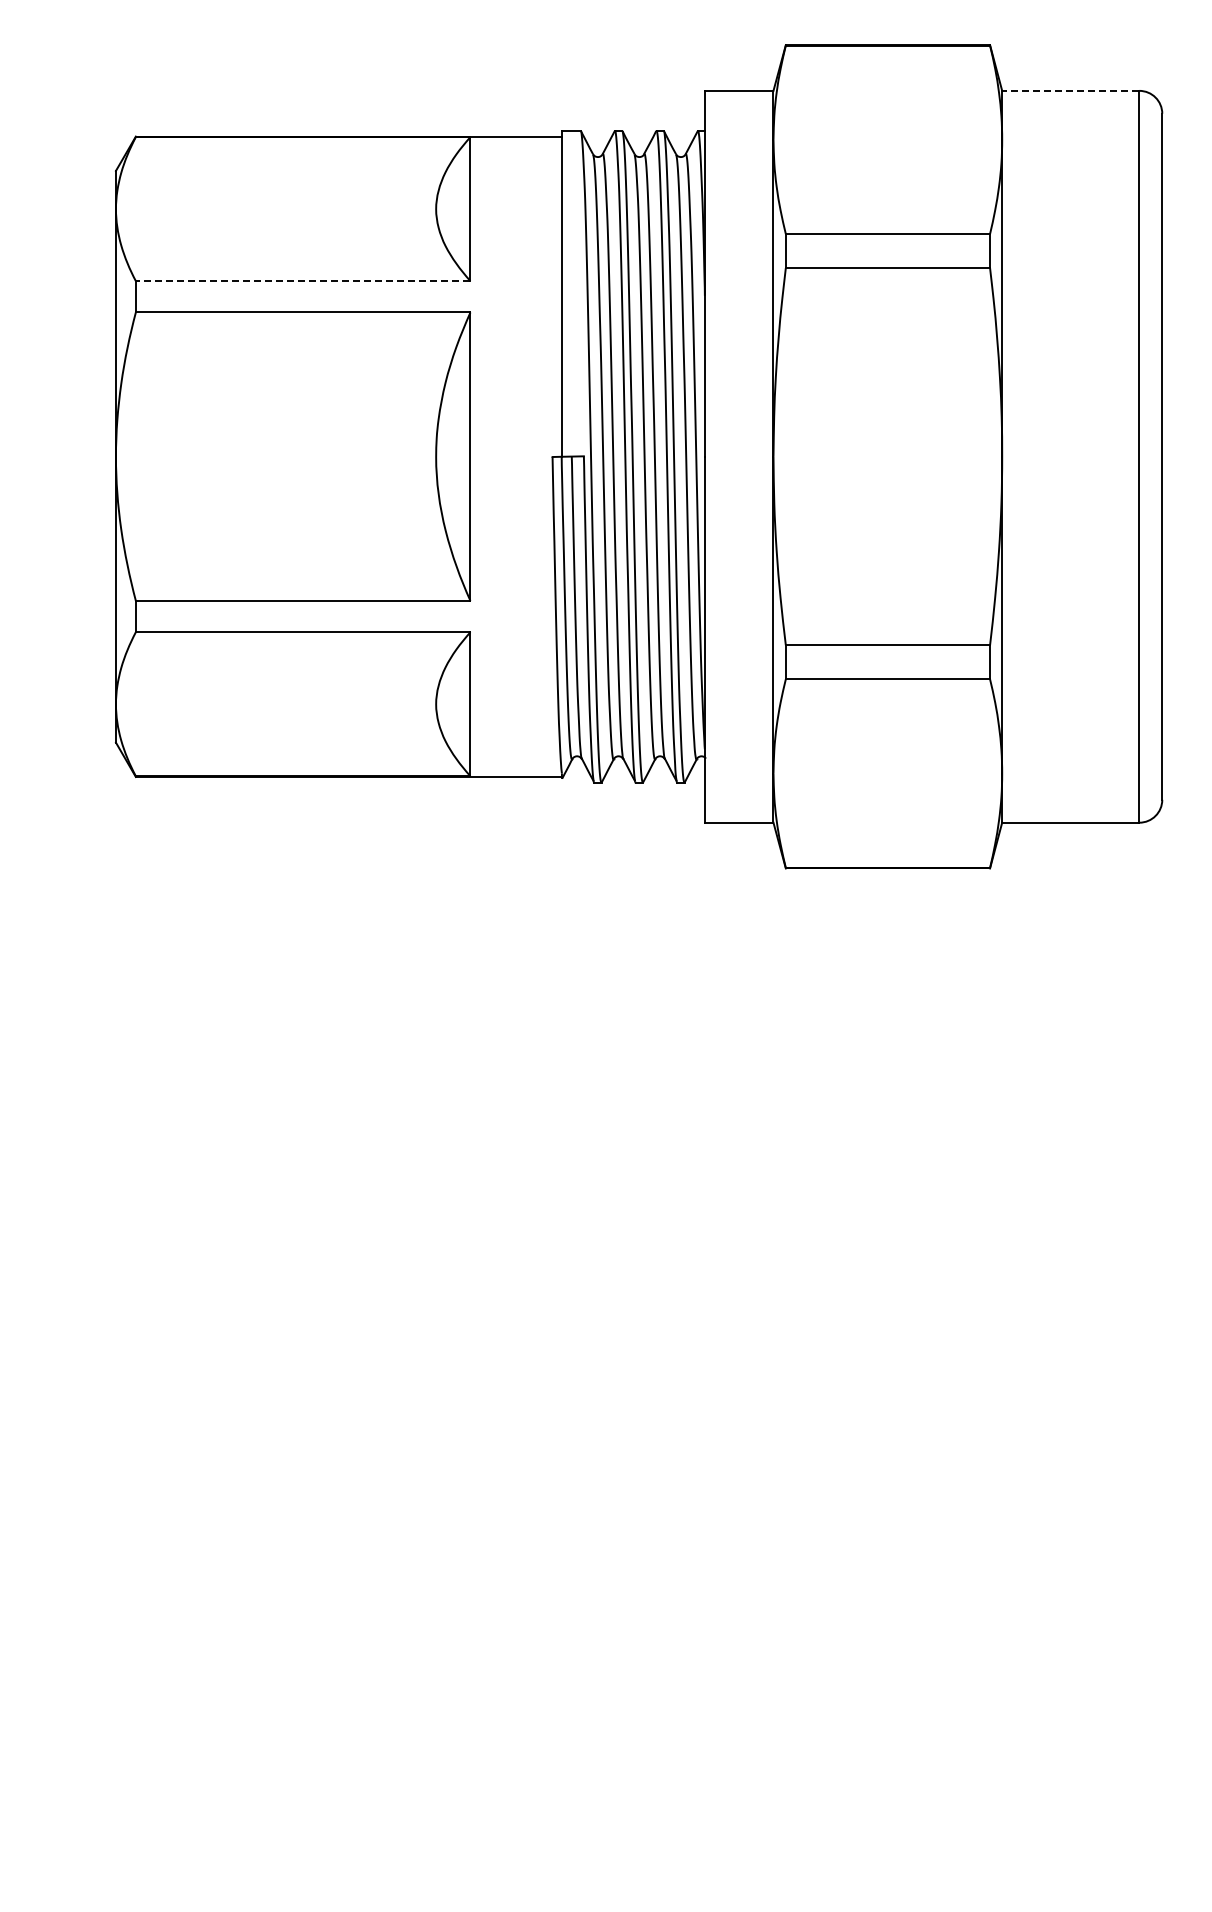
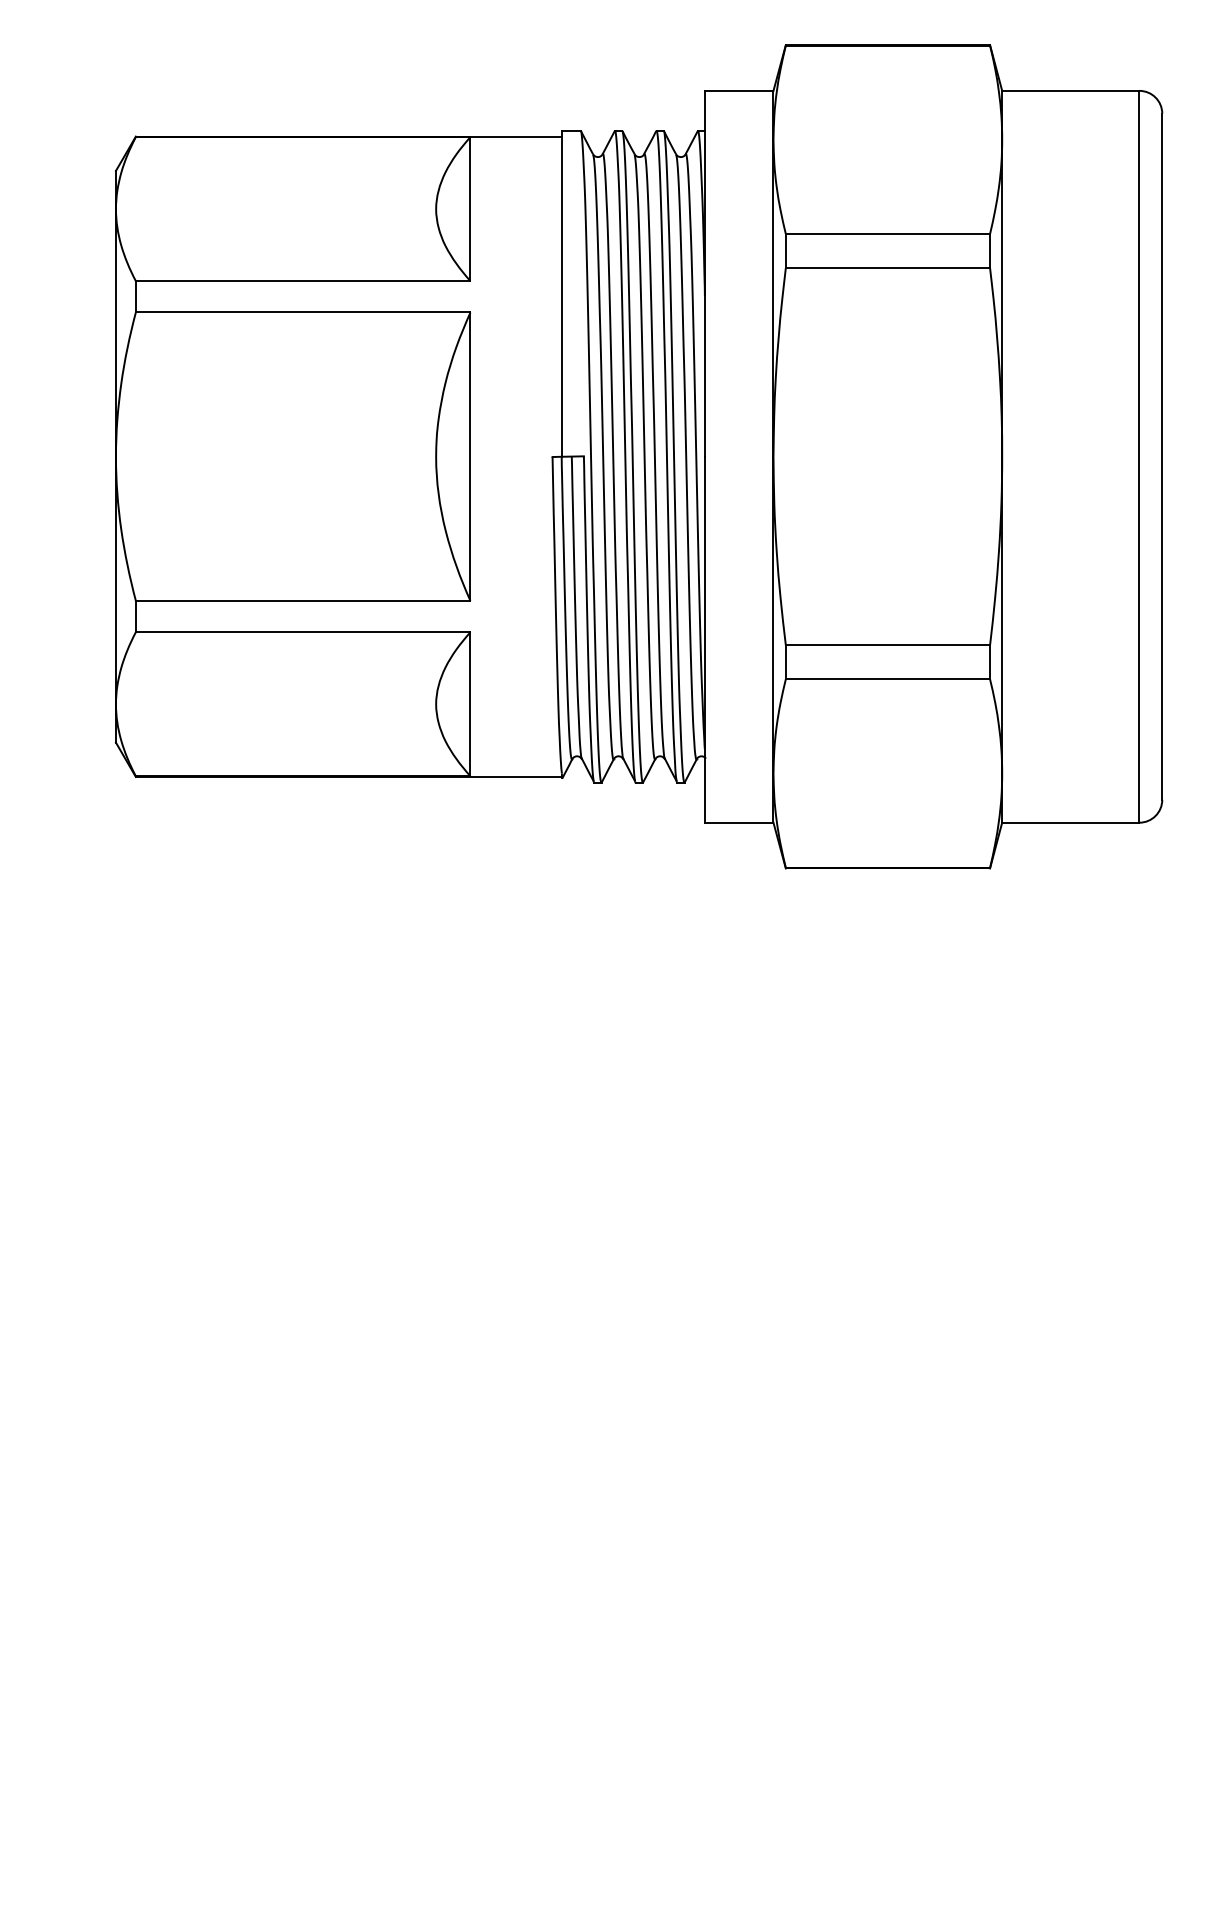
line: dashed -> solid (1070, 90)
line: dashed -> solid (302, 281)
